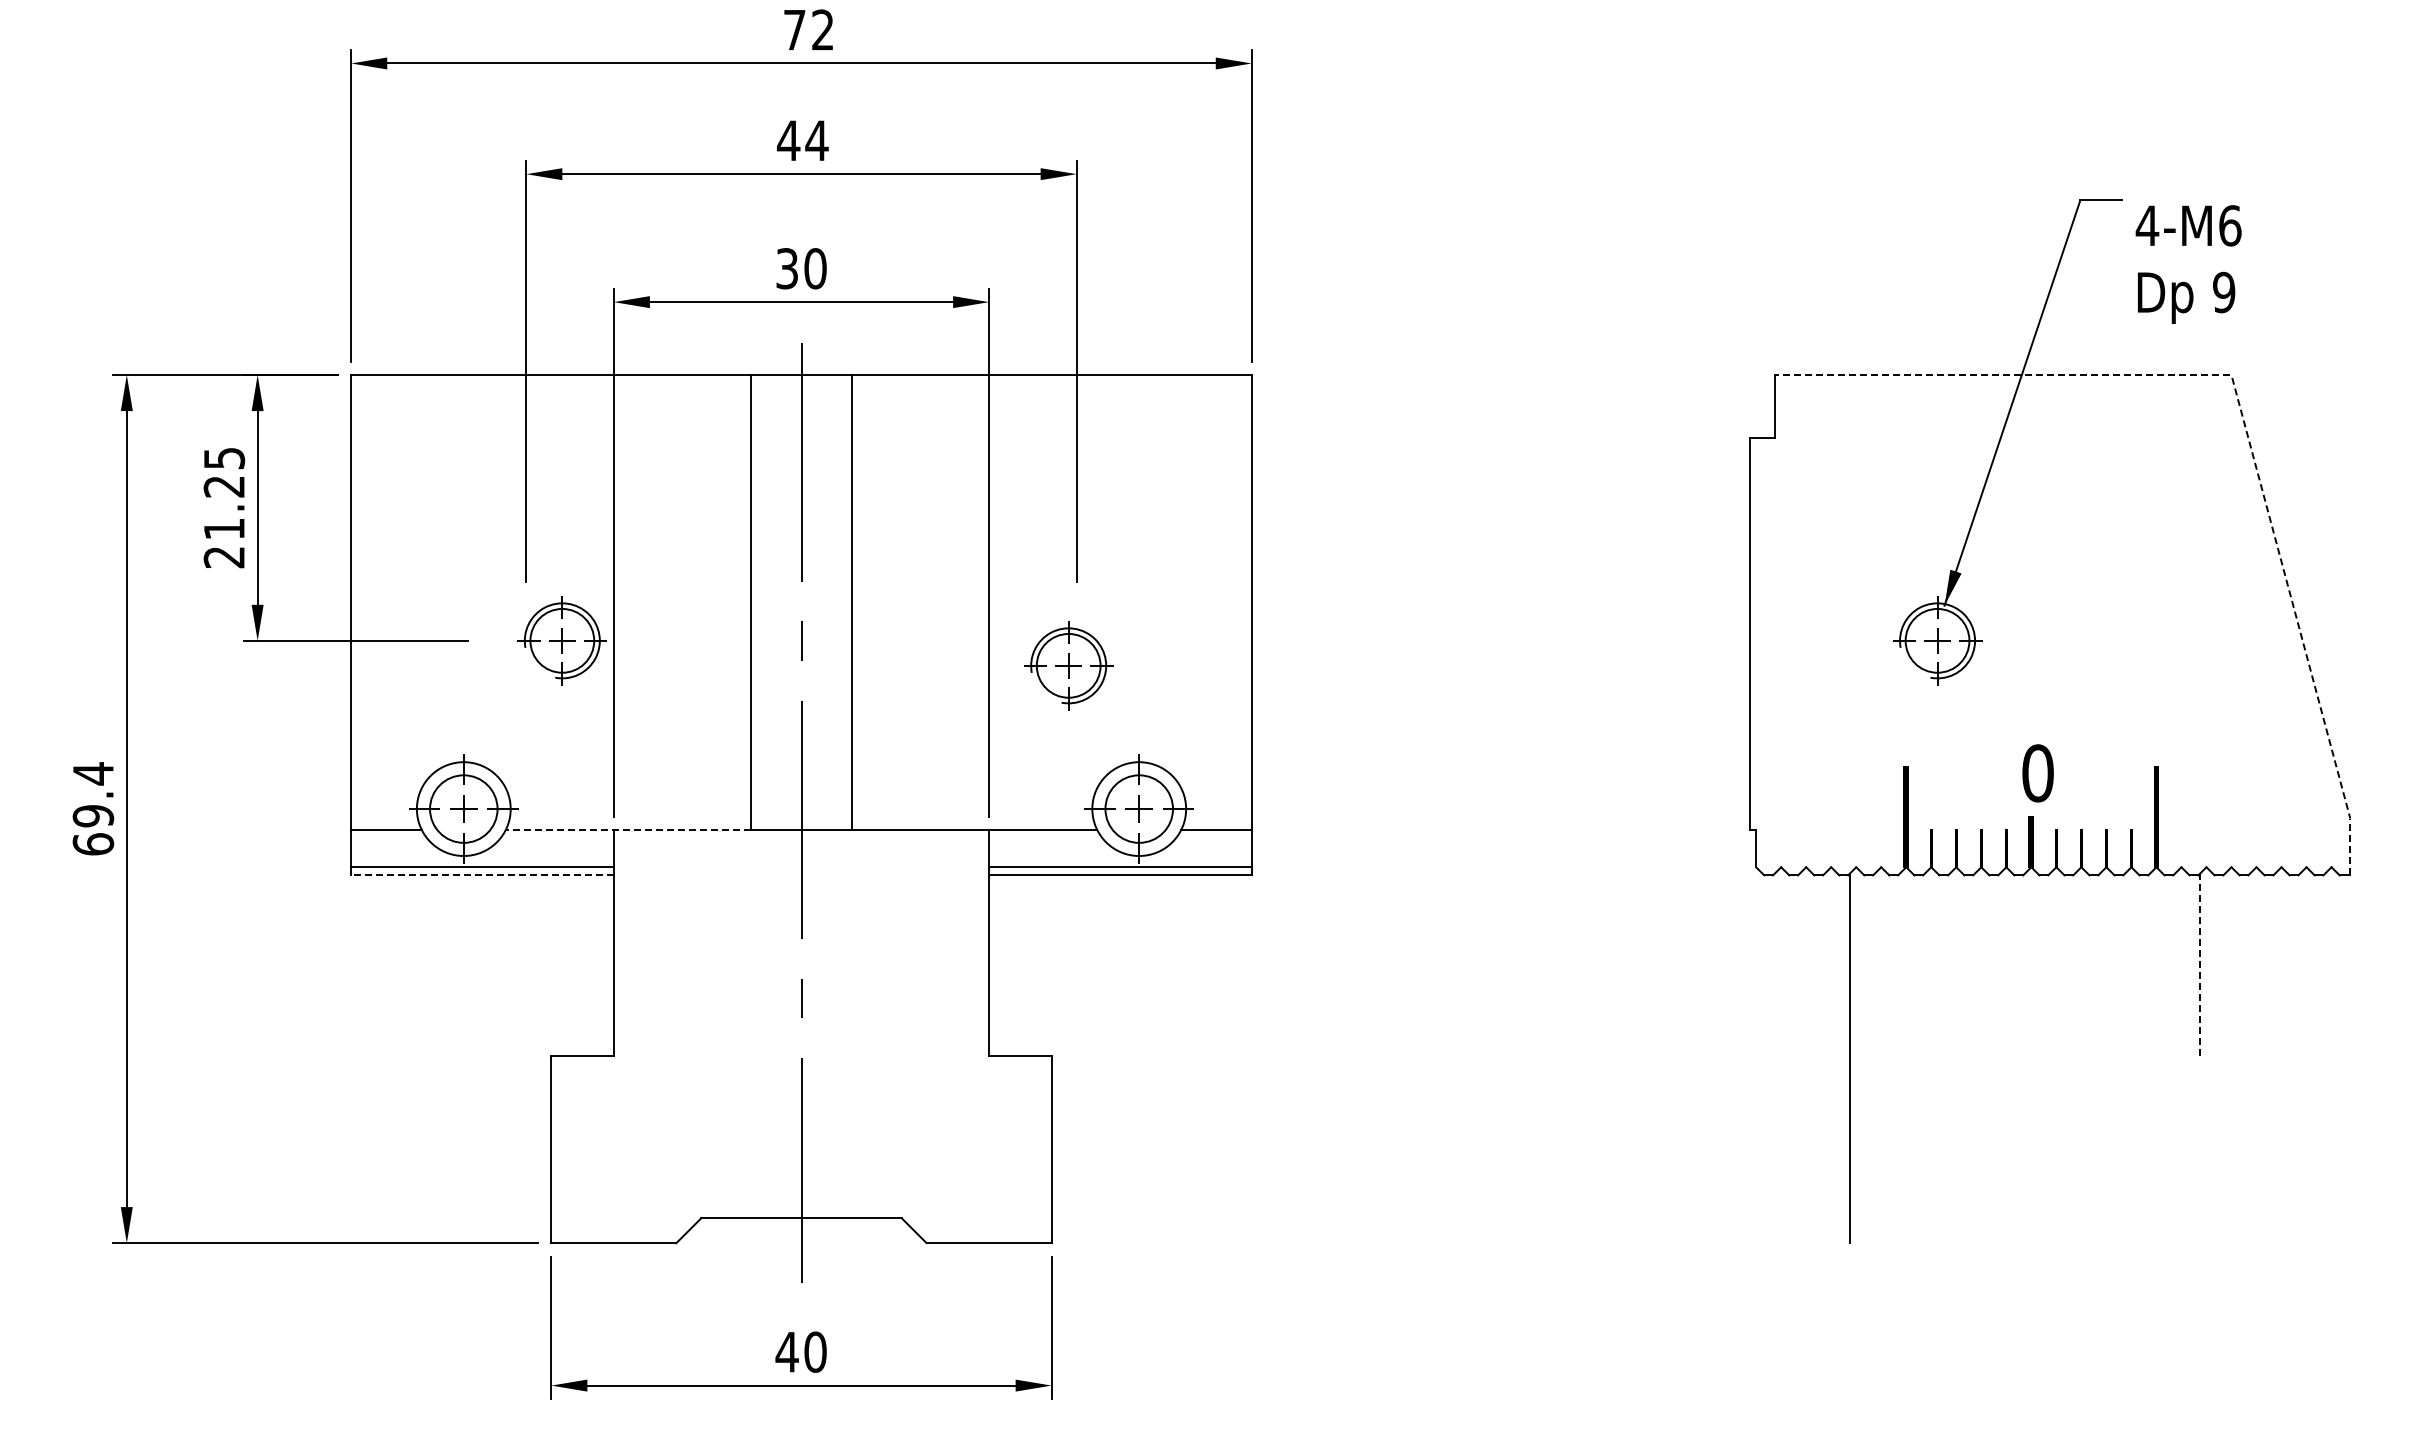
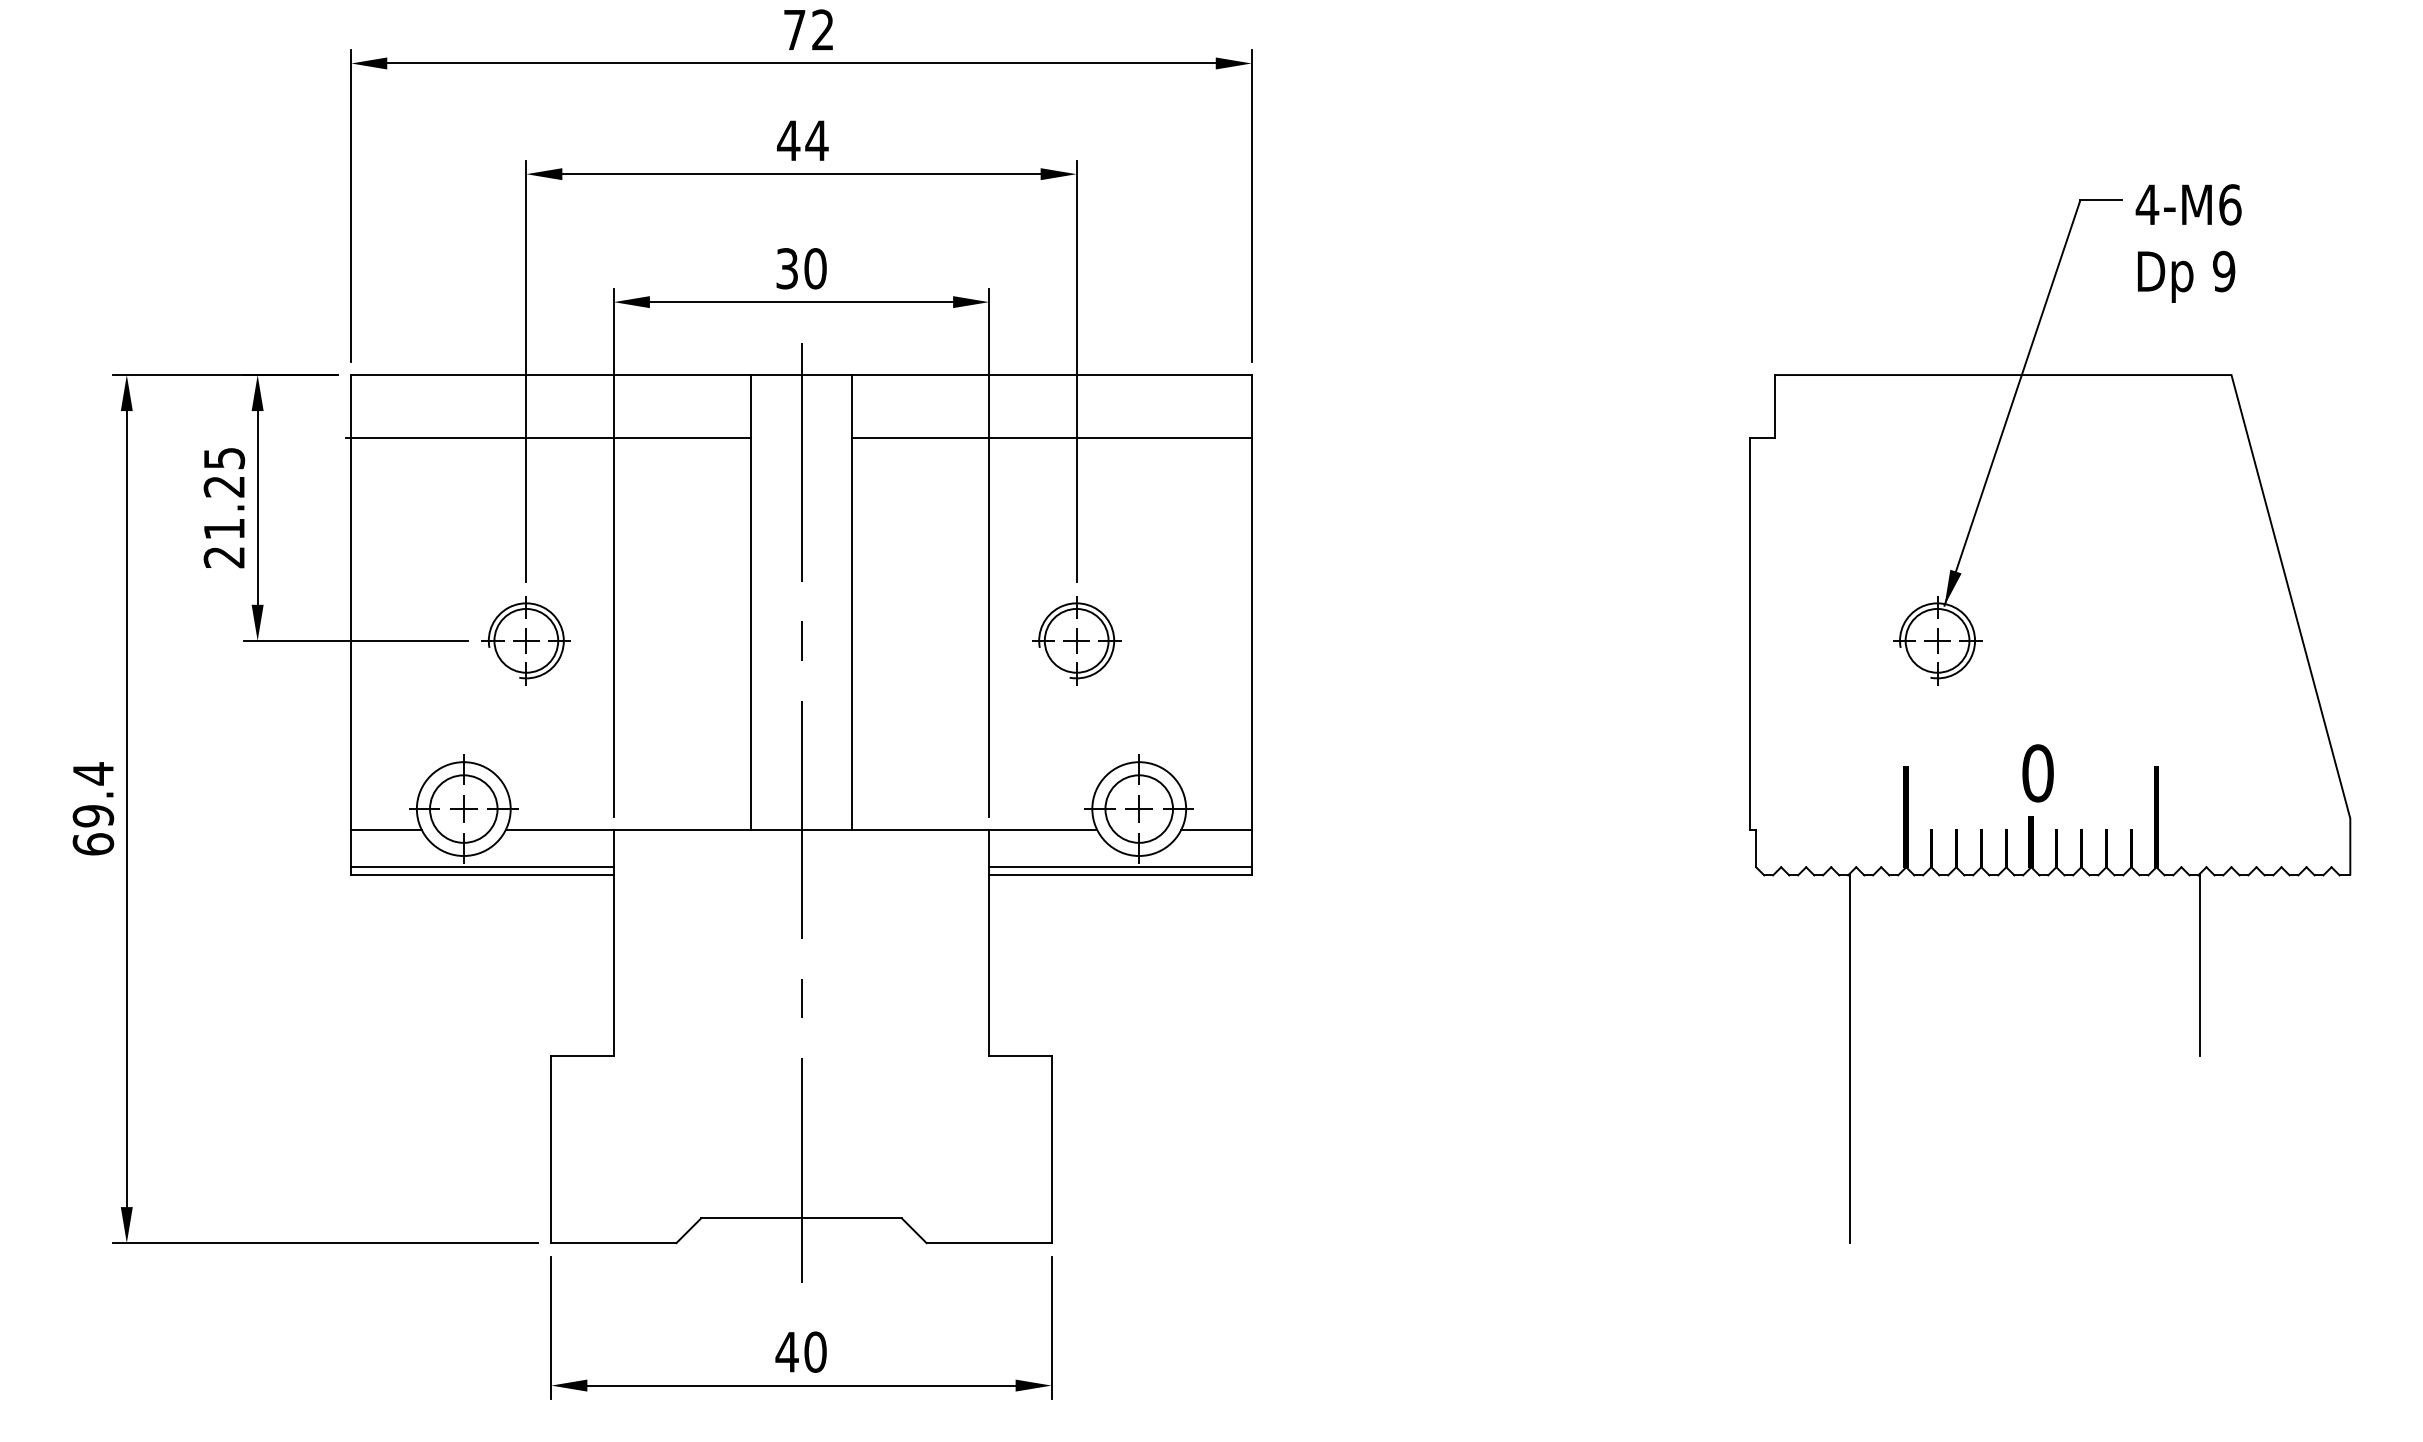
text position: (2188, 264) -> (2188, 243) (2188, 243)
line: dashed -> solid (2239, 403)
line: none -> present (548, 437)
line: none -> present (1051, 437)
part position: (561, 640) -> (525, 640) (525, 640)
part position: (1068, 665) -> (1076, 640) (1076, 640)
line: dashed -> solid (628, 830)
line: dashed -> solid (482, 875)
line: dashed -> solid (2200, 964)
